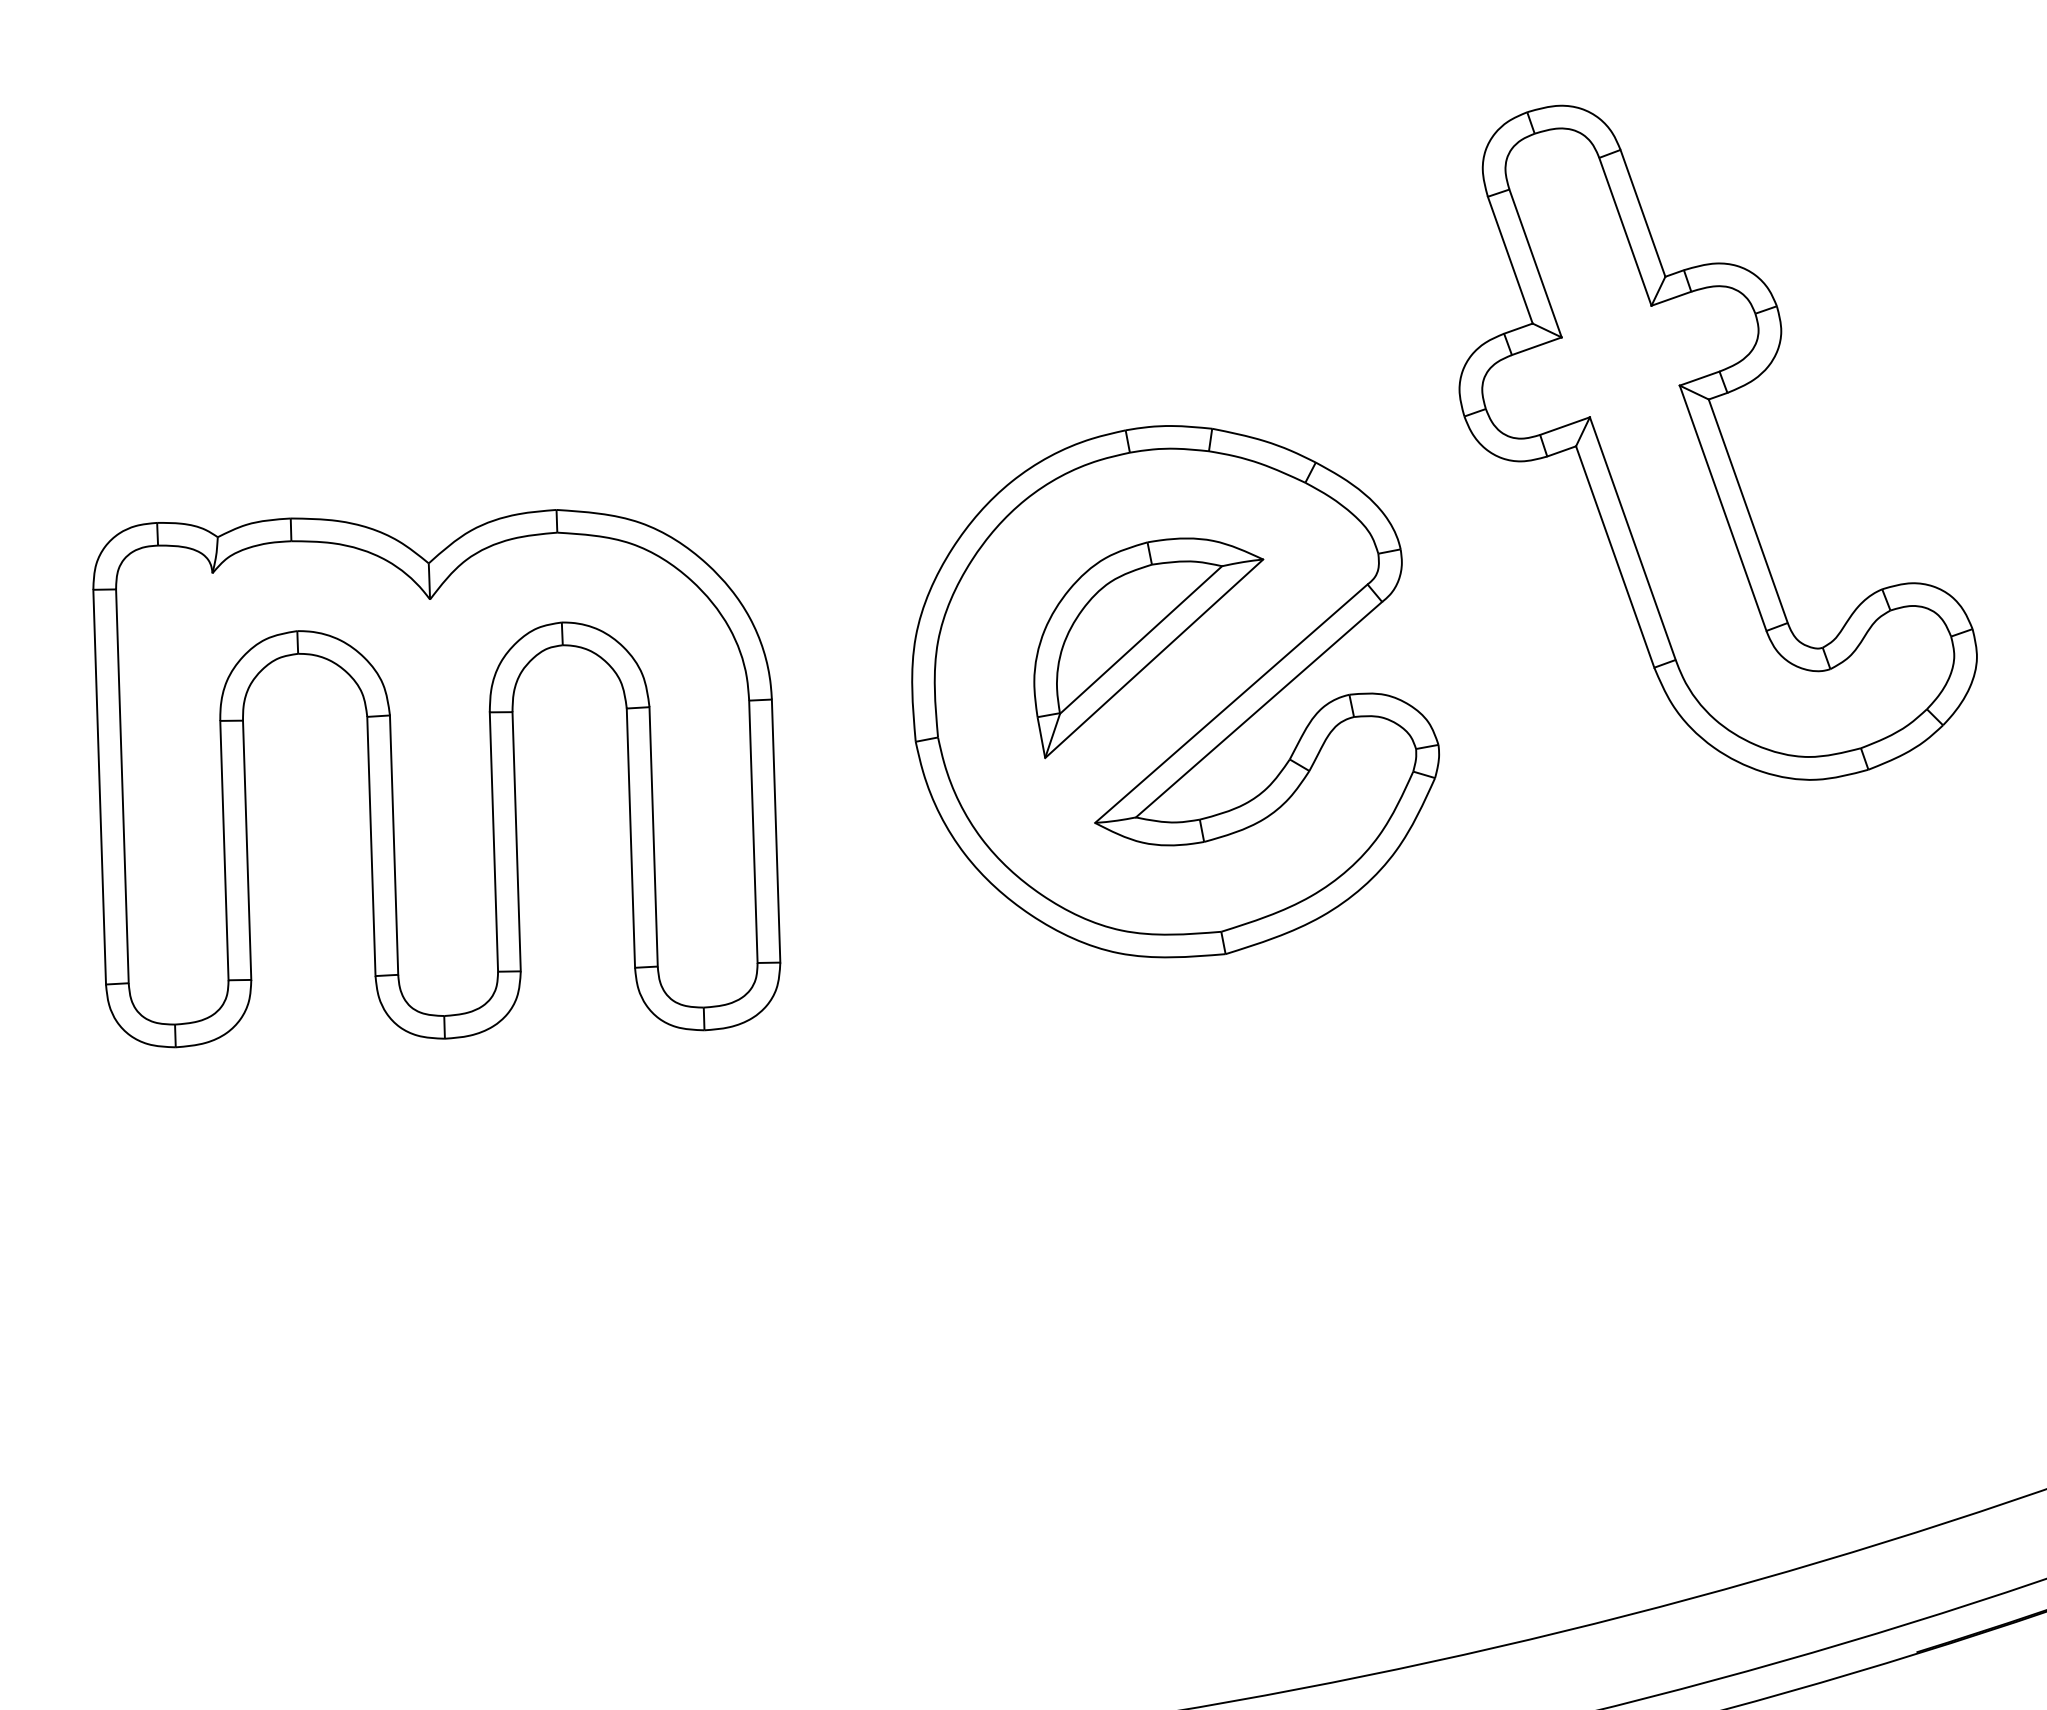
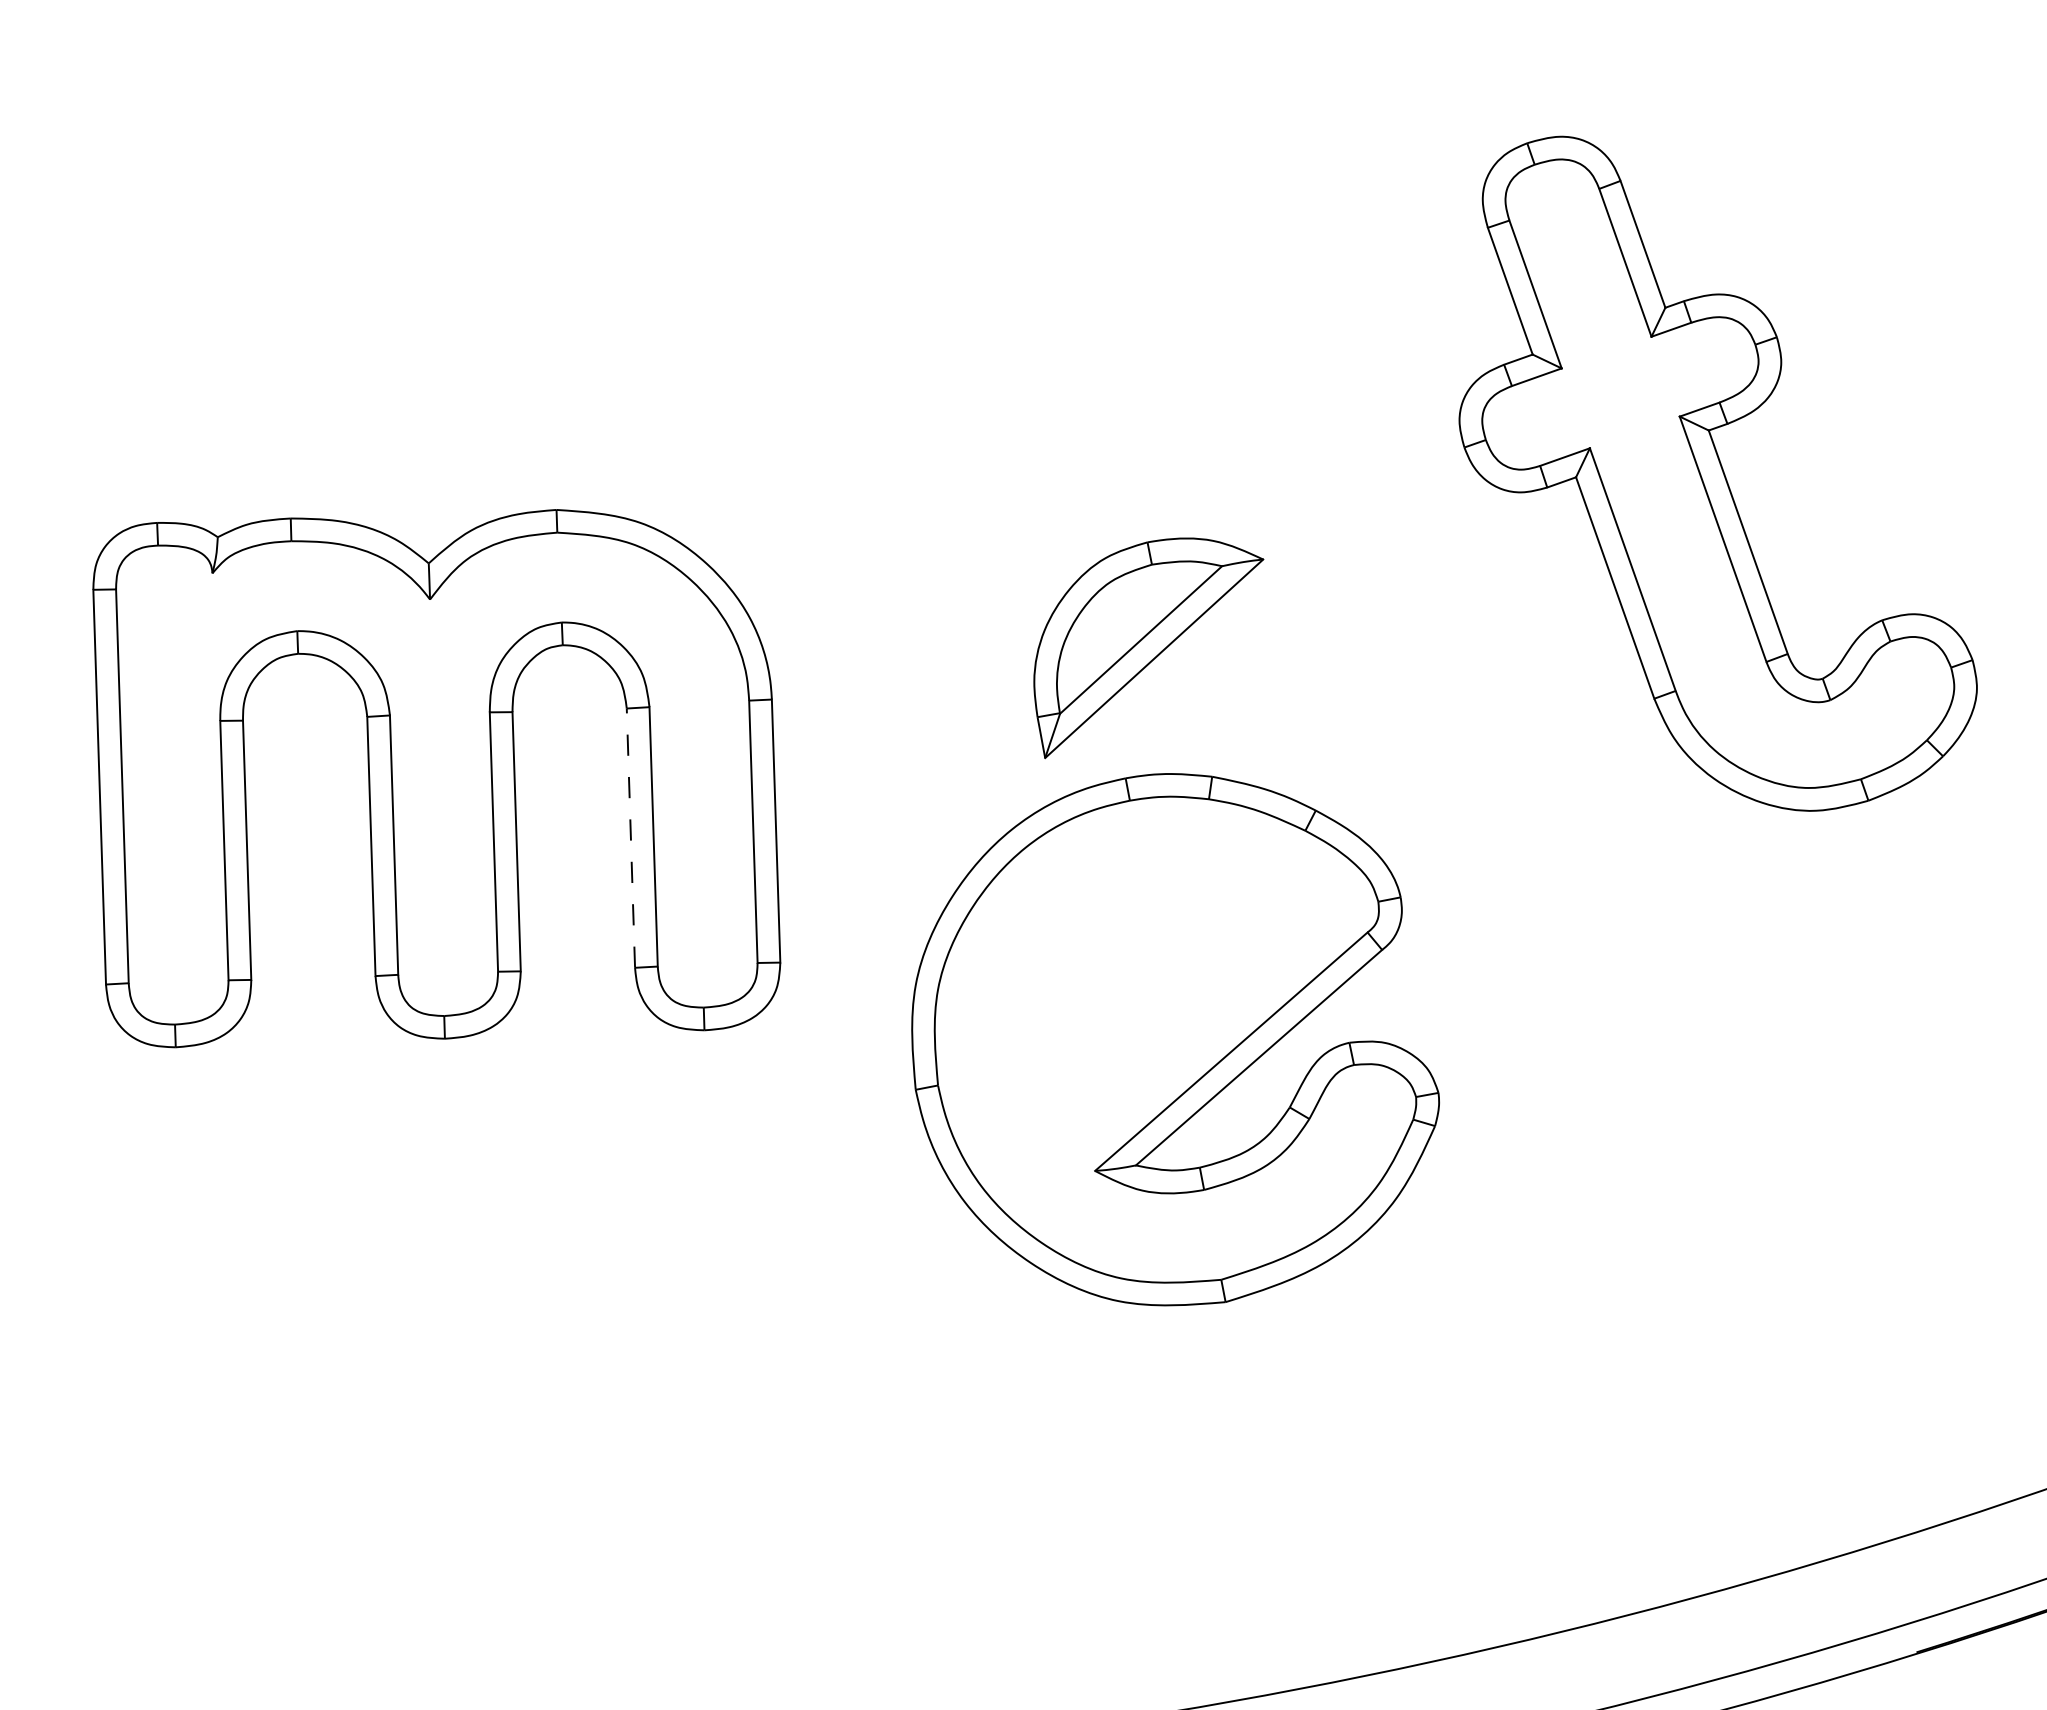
part position: (1717, 442) -> (1717, 473) (1717, 473)
part position: (1175, 691) -> (1175, 1039) (1175, 1039)
line: solid -> dashed (630, 838)
